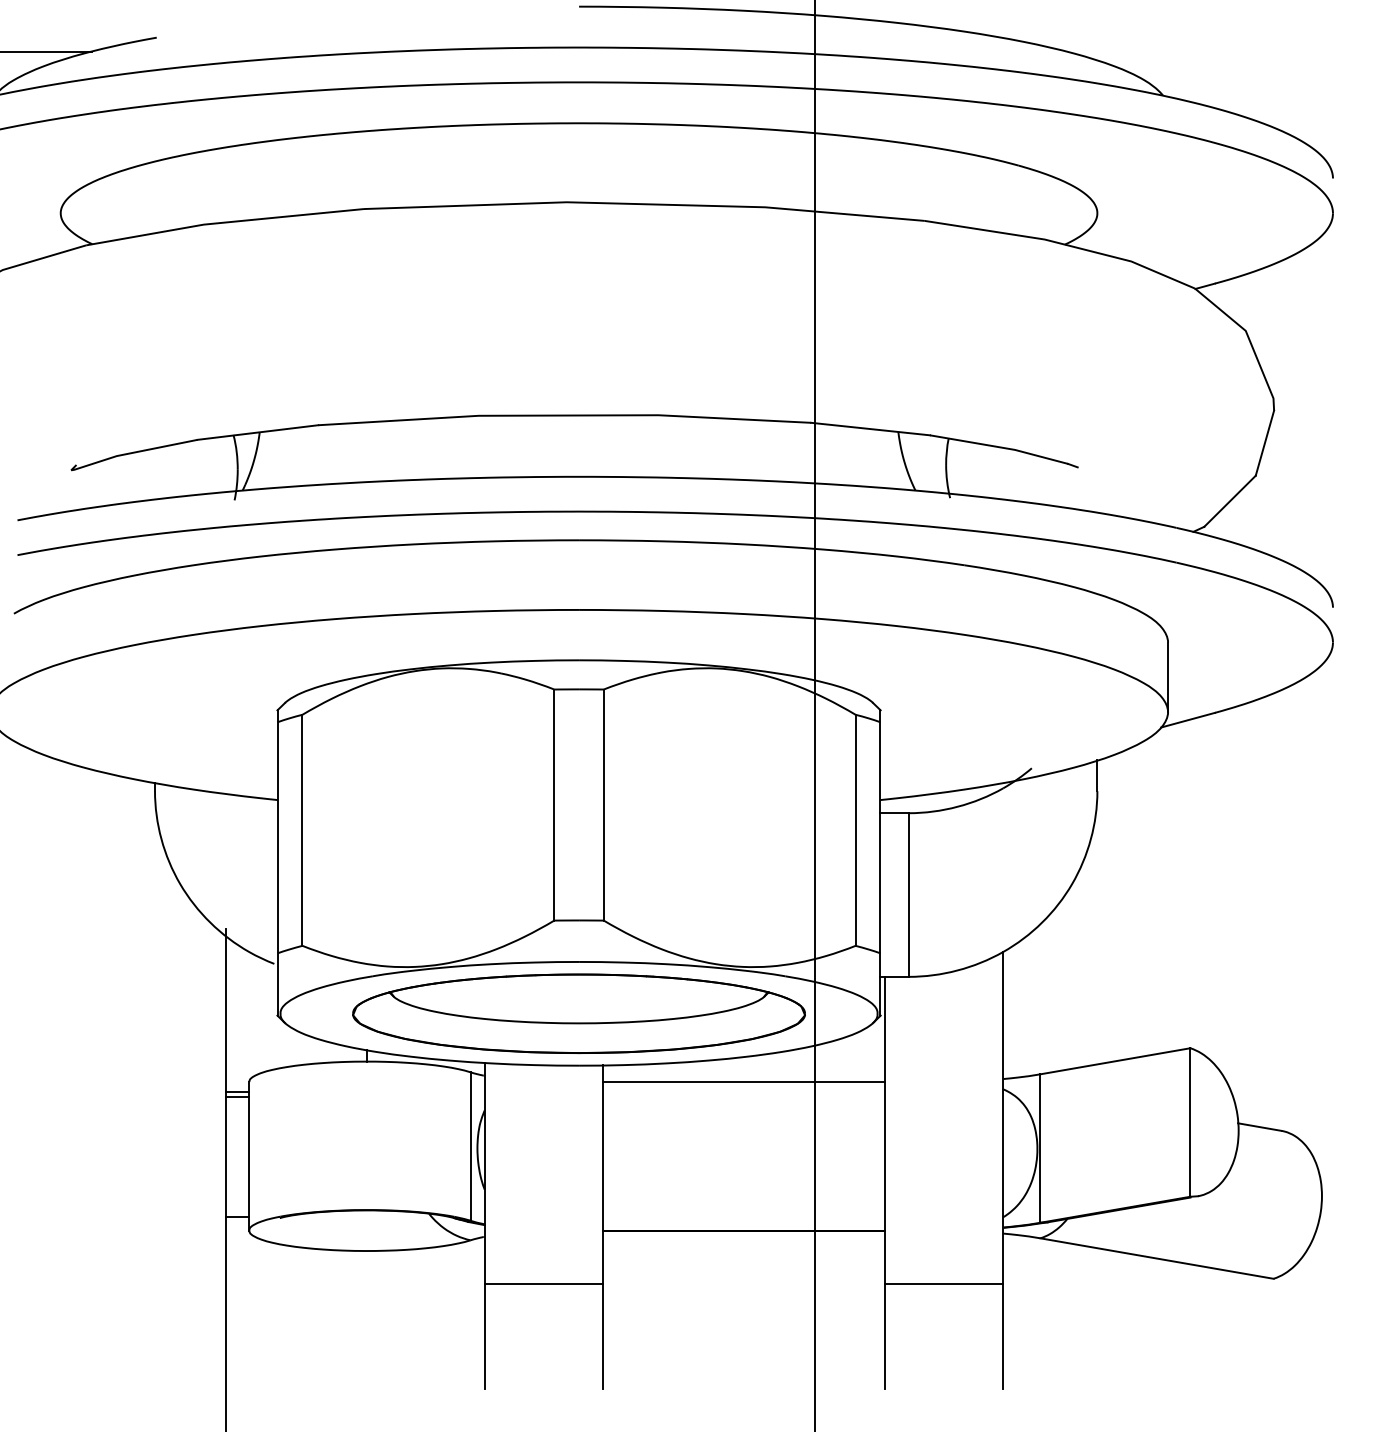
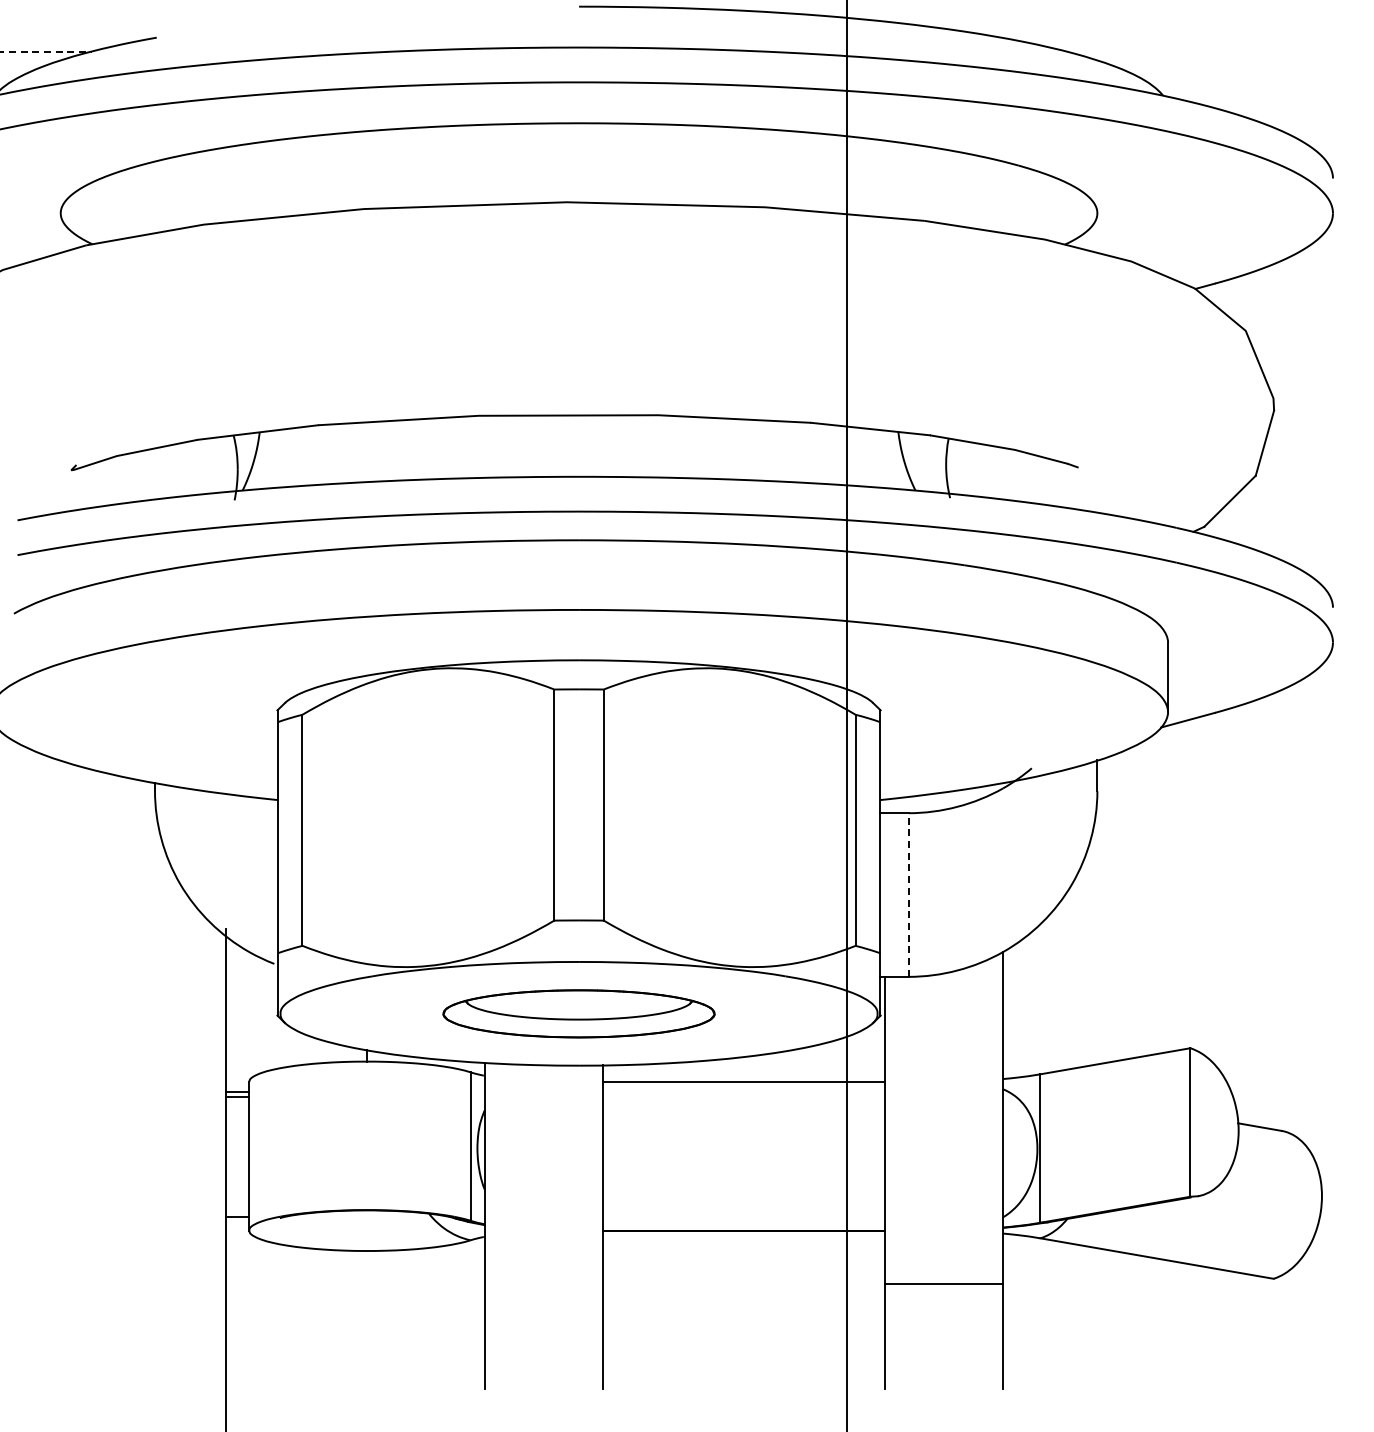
line: solid -> dashed (46, 51)
line position: (814, 715) -> (846, 715) (846, 715)
line: solid -> dashed (908, 895)
part size: 454x82 px -> 274x50 px (578, 1013)
line: present -> none (543, 1284)
